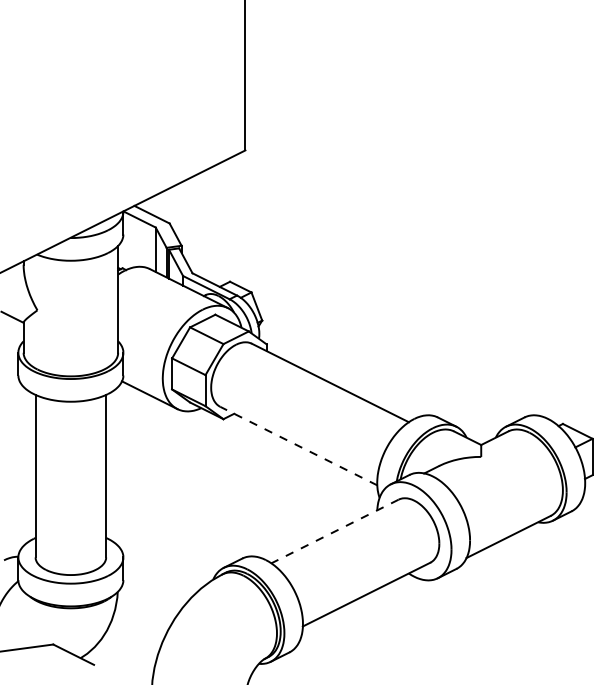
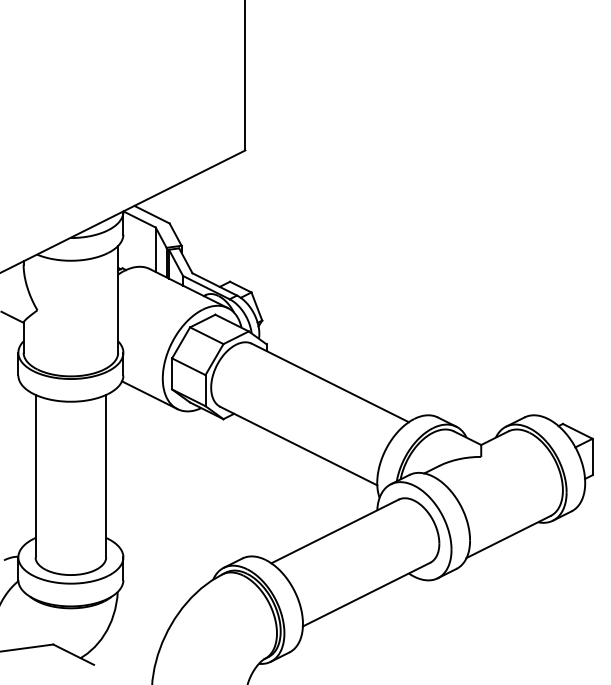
line: dashed -> solid (298, 446)
line: dashed -> solid (334, 531)
